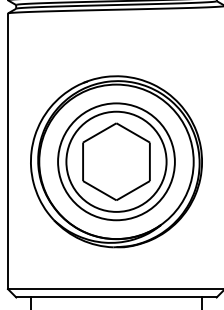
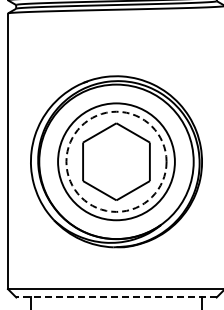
circle: solid -> dashed (116, 161)
line: solid -> dashed (116, 297)
